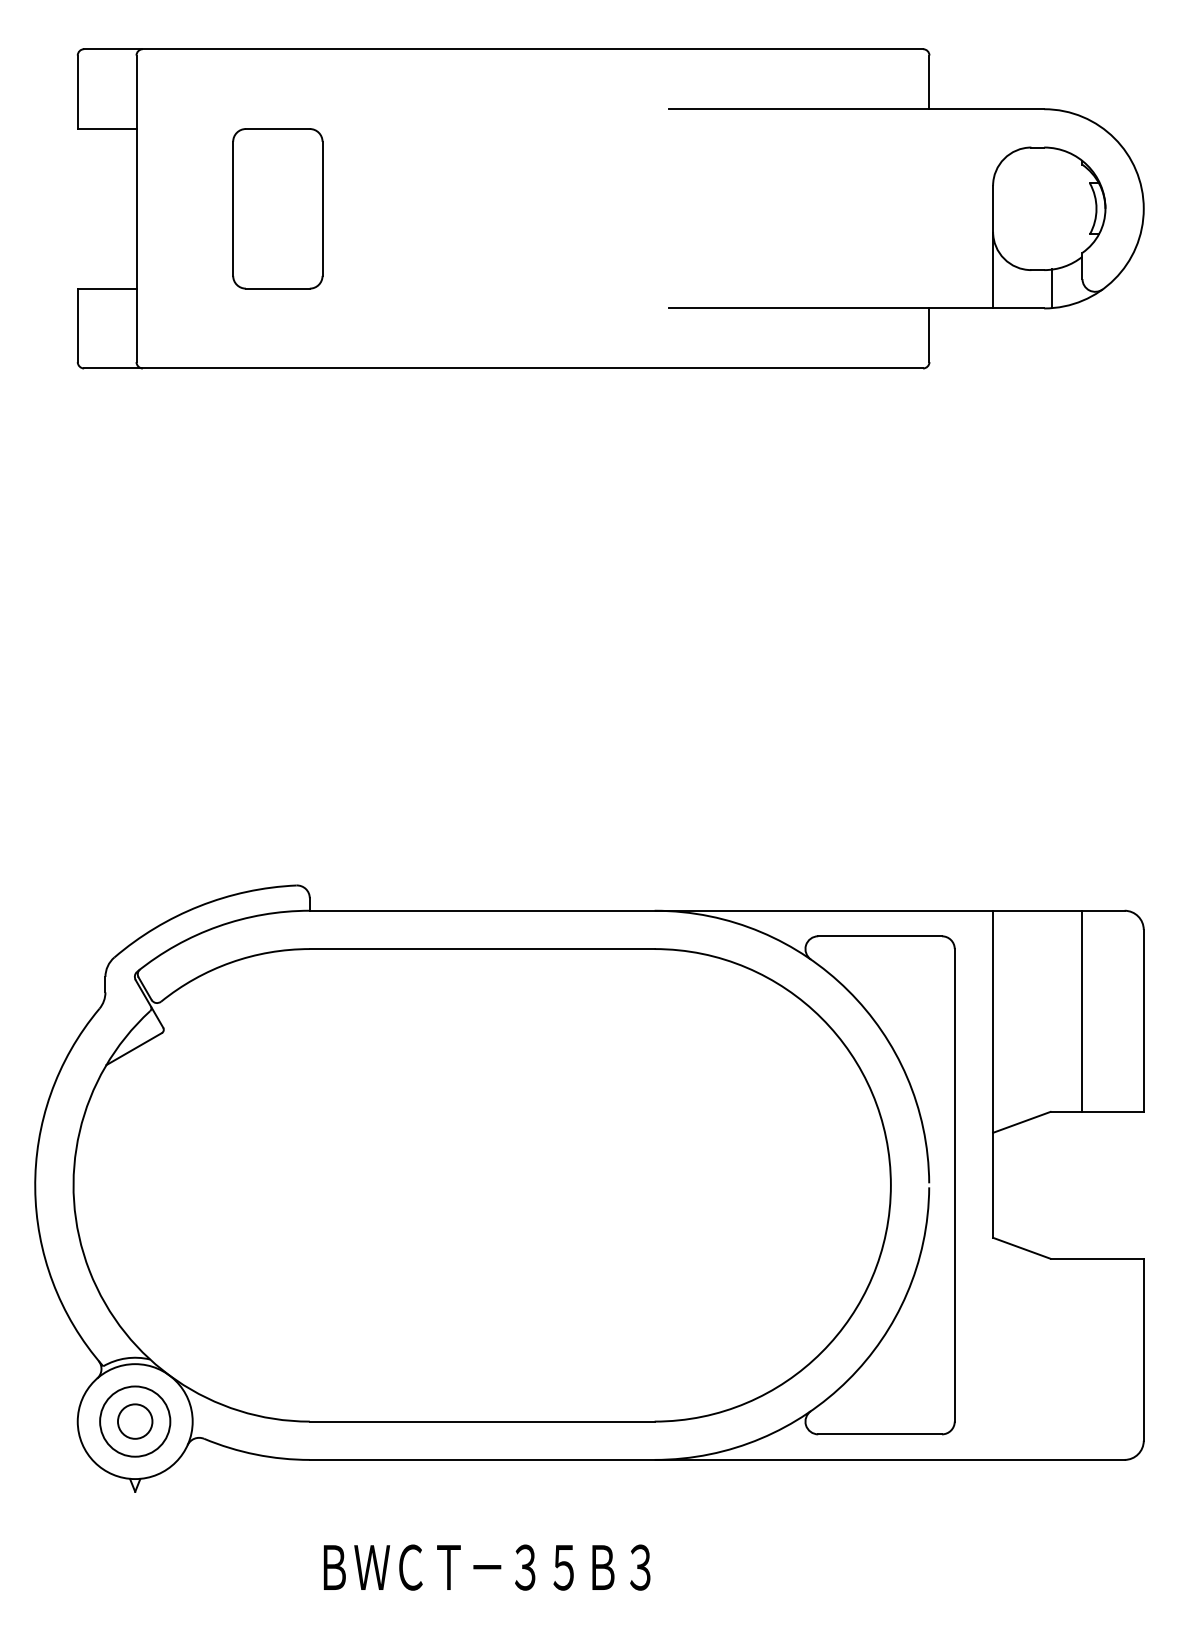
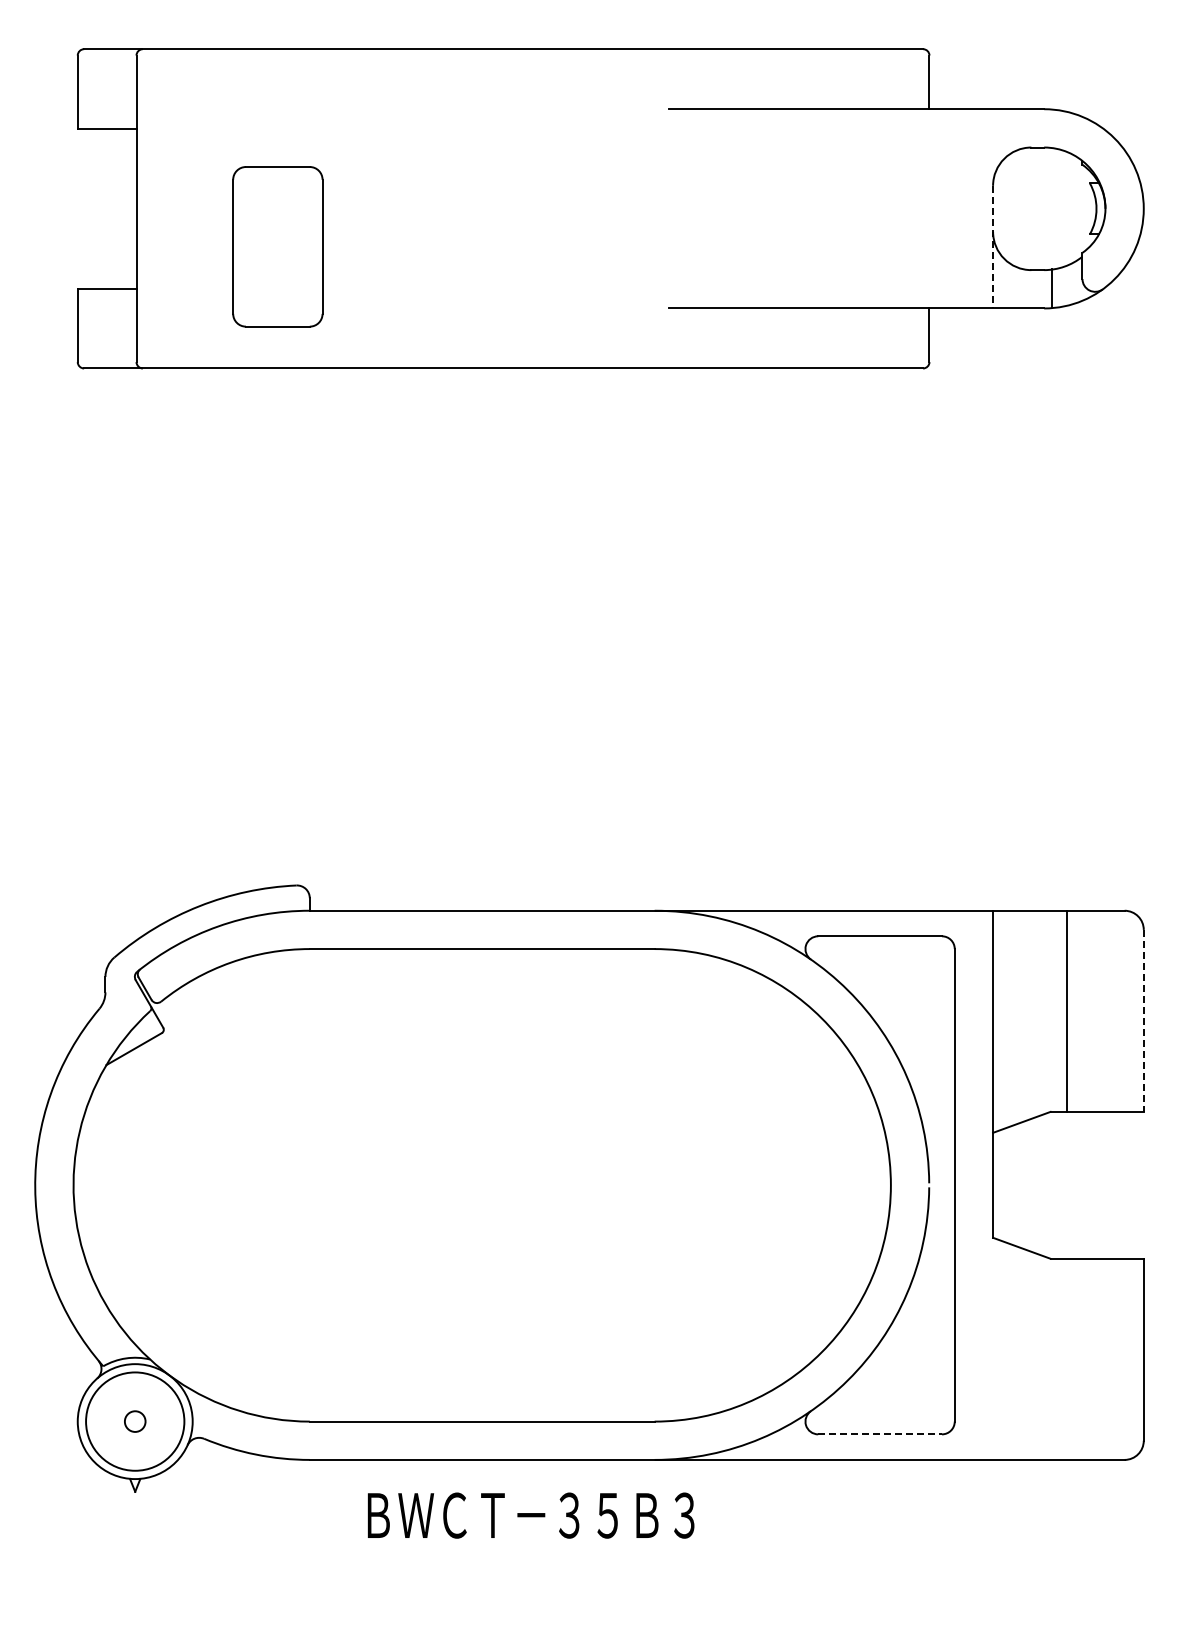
part position: (277, 208) -> (277, 246) (277, 246)
line: solid -> dashed (993, 247)
line position: (1082, 1010) -> (1067, 1010) (1067, 1010)
line: solid -> dashed (1143, 1020)
circle diameter: 34 px -> 21 px (134, 1421)
circle diameter: 70 px -> 98 px (135, 1421)
line: solid -> dashed (880, 1434)
text position: (486, 1567) -> (530, 1515) (530, 1515)
